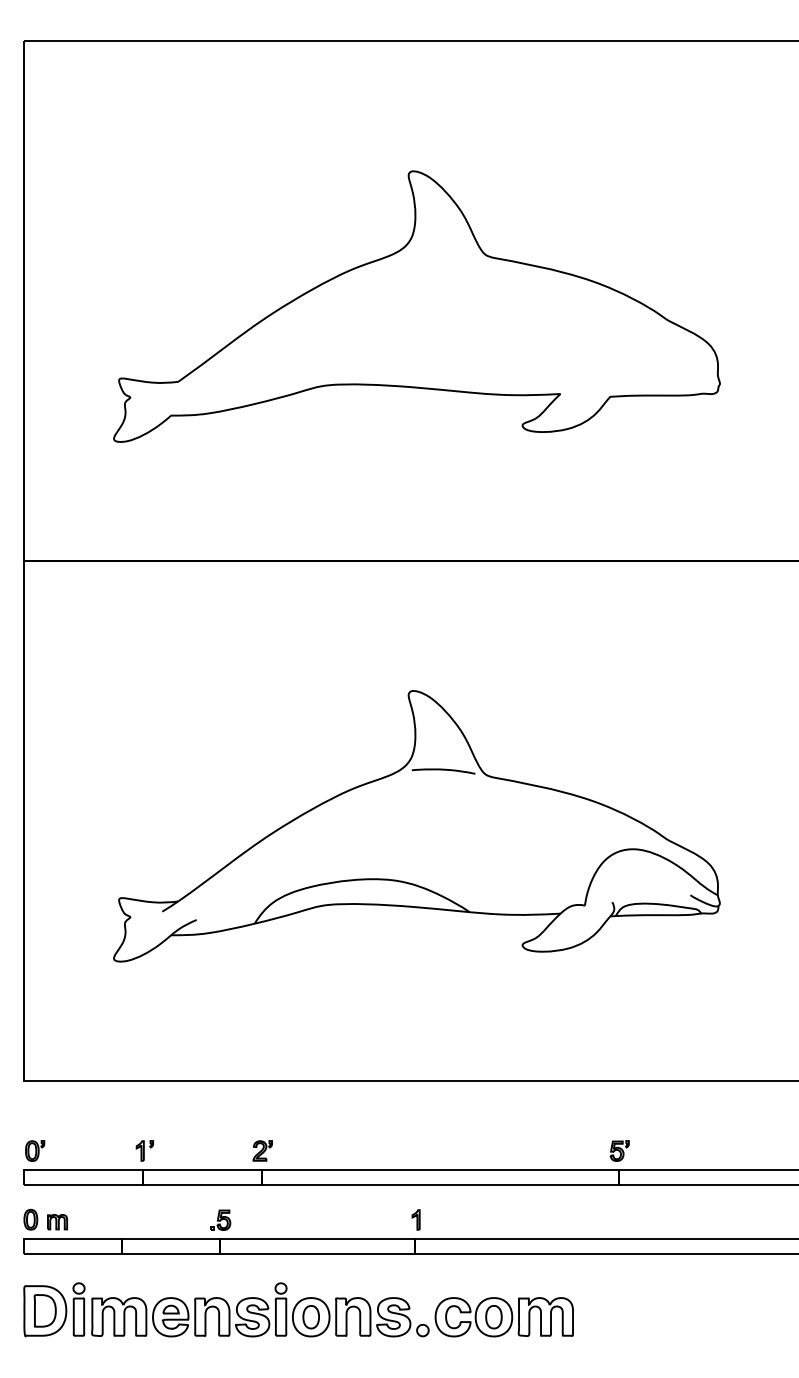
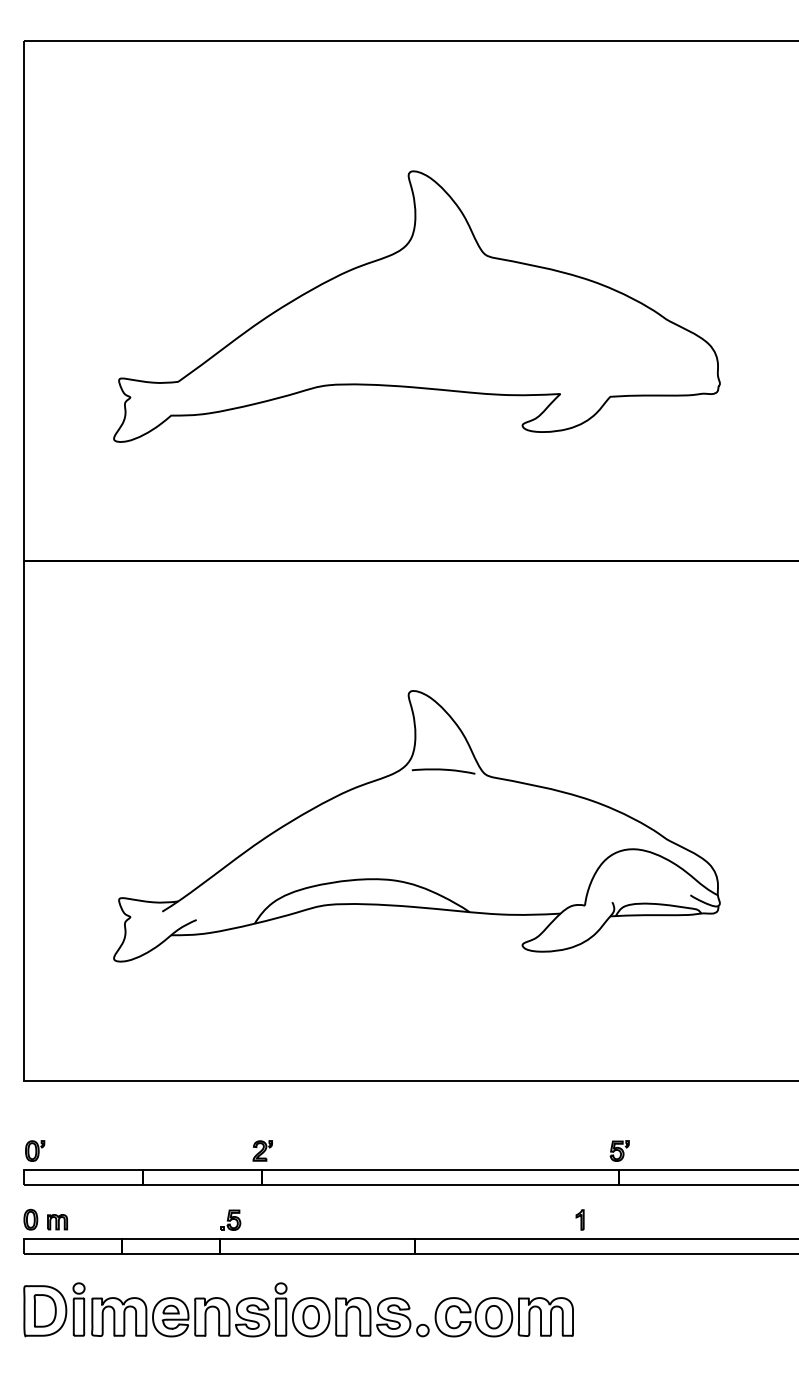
part: present -> none (144, 1150)
part position: (220, 1219) -> (230, 1219) (230, 1219)
part position: (415, 1219) -> (579, 1219) (579, 1219)
